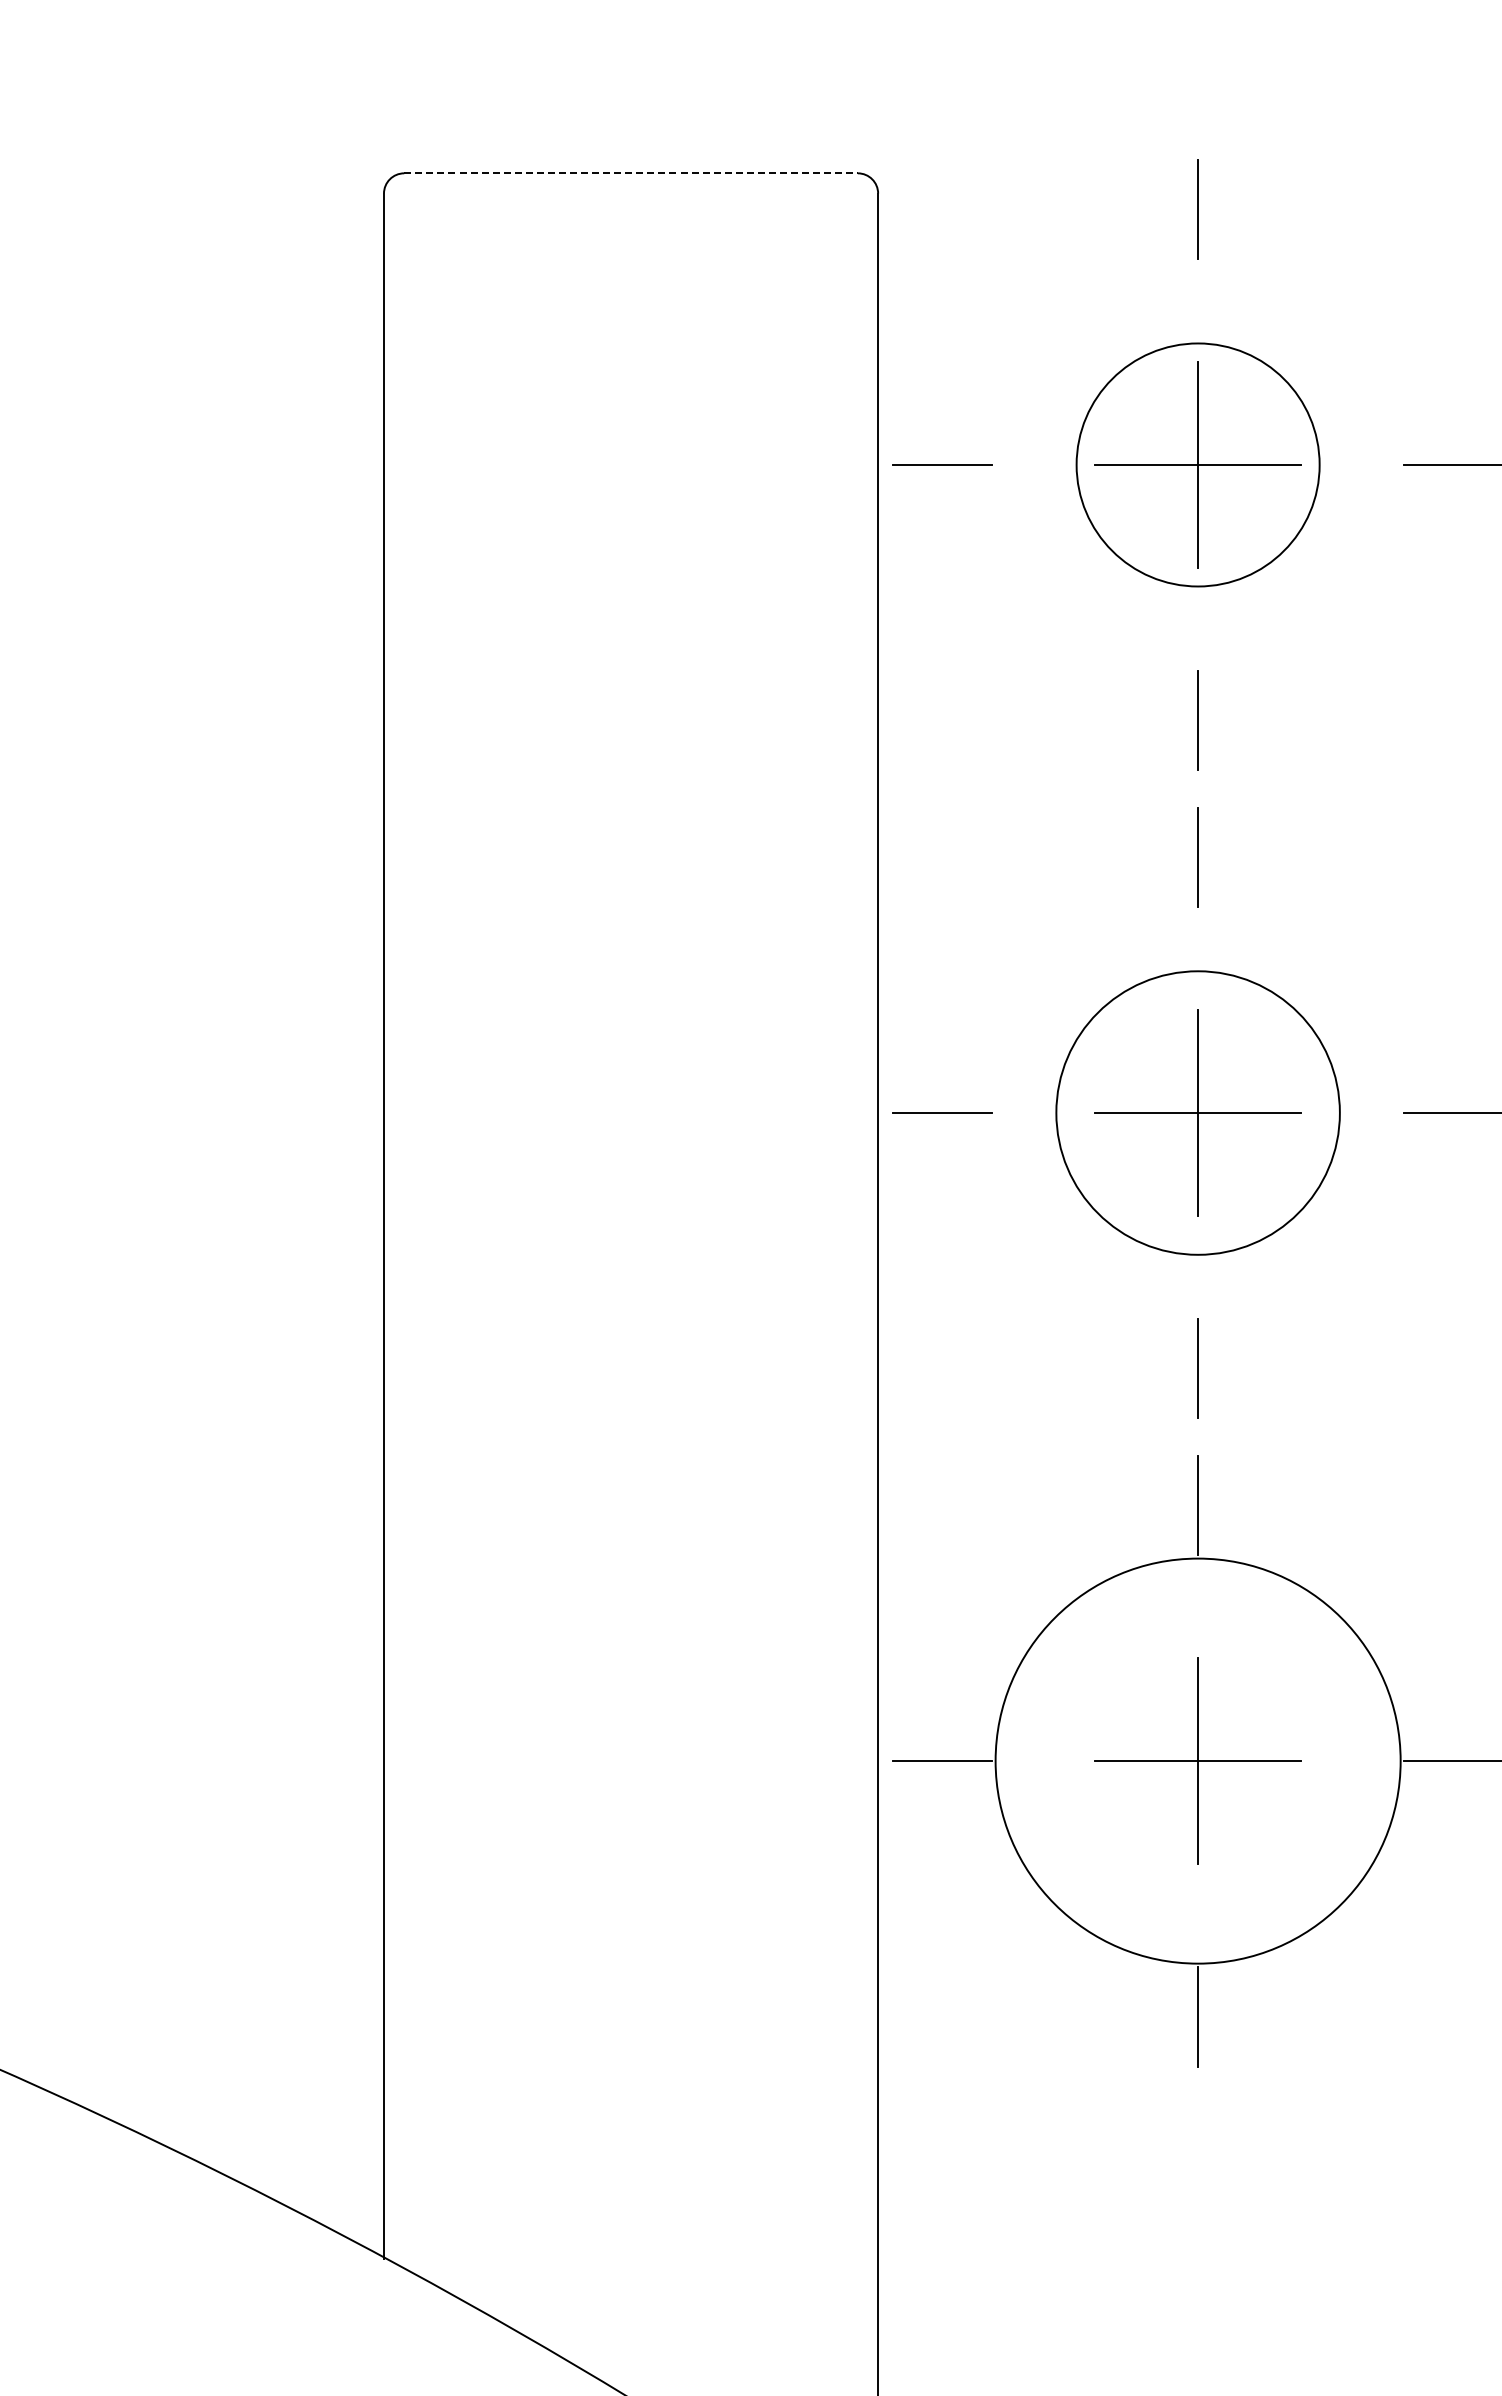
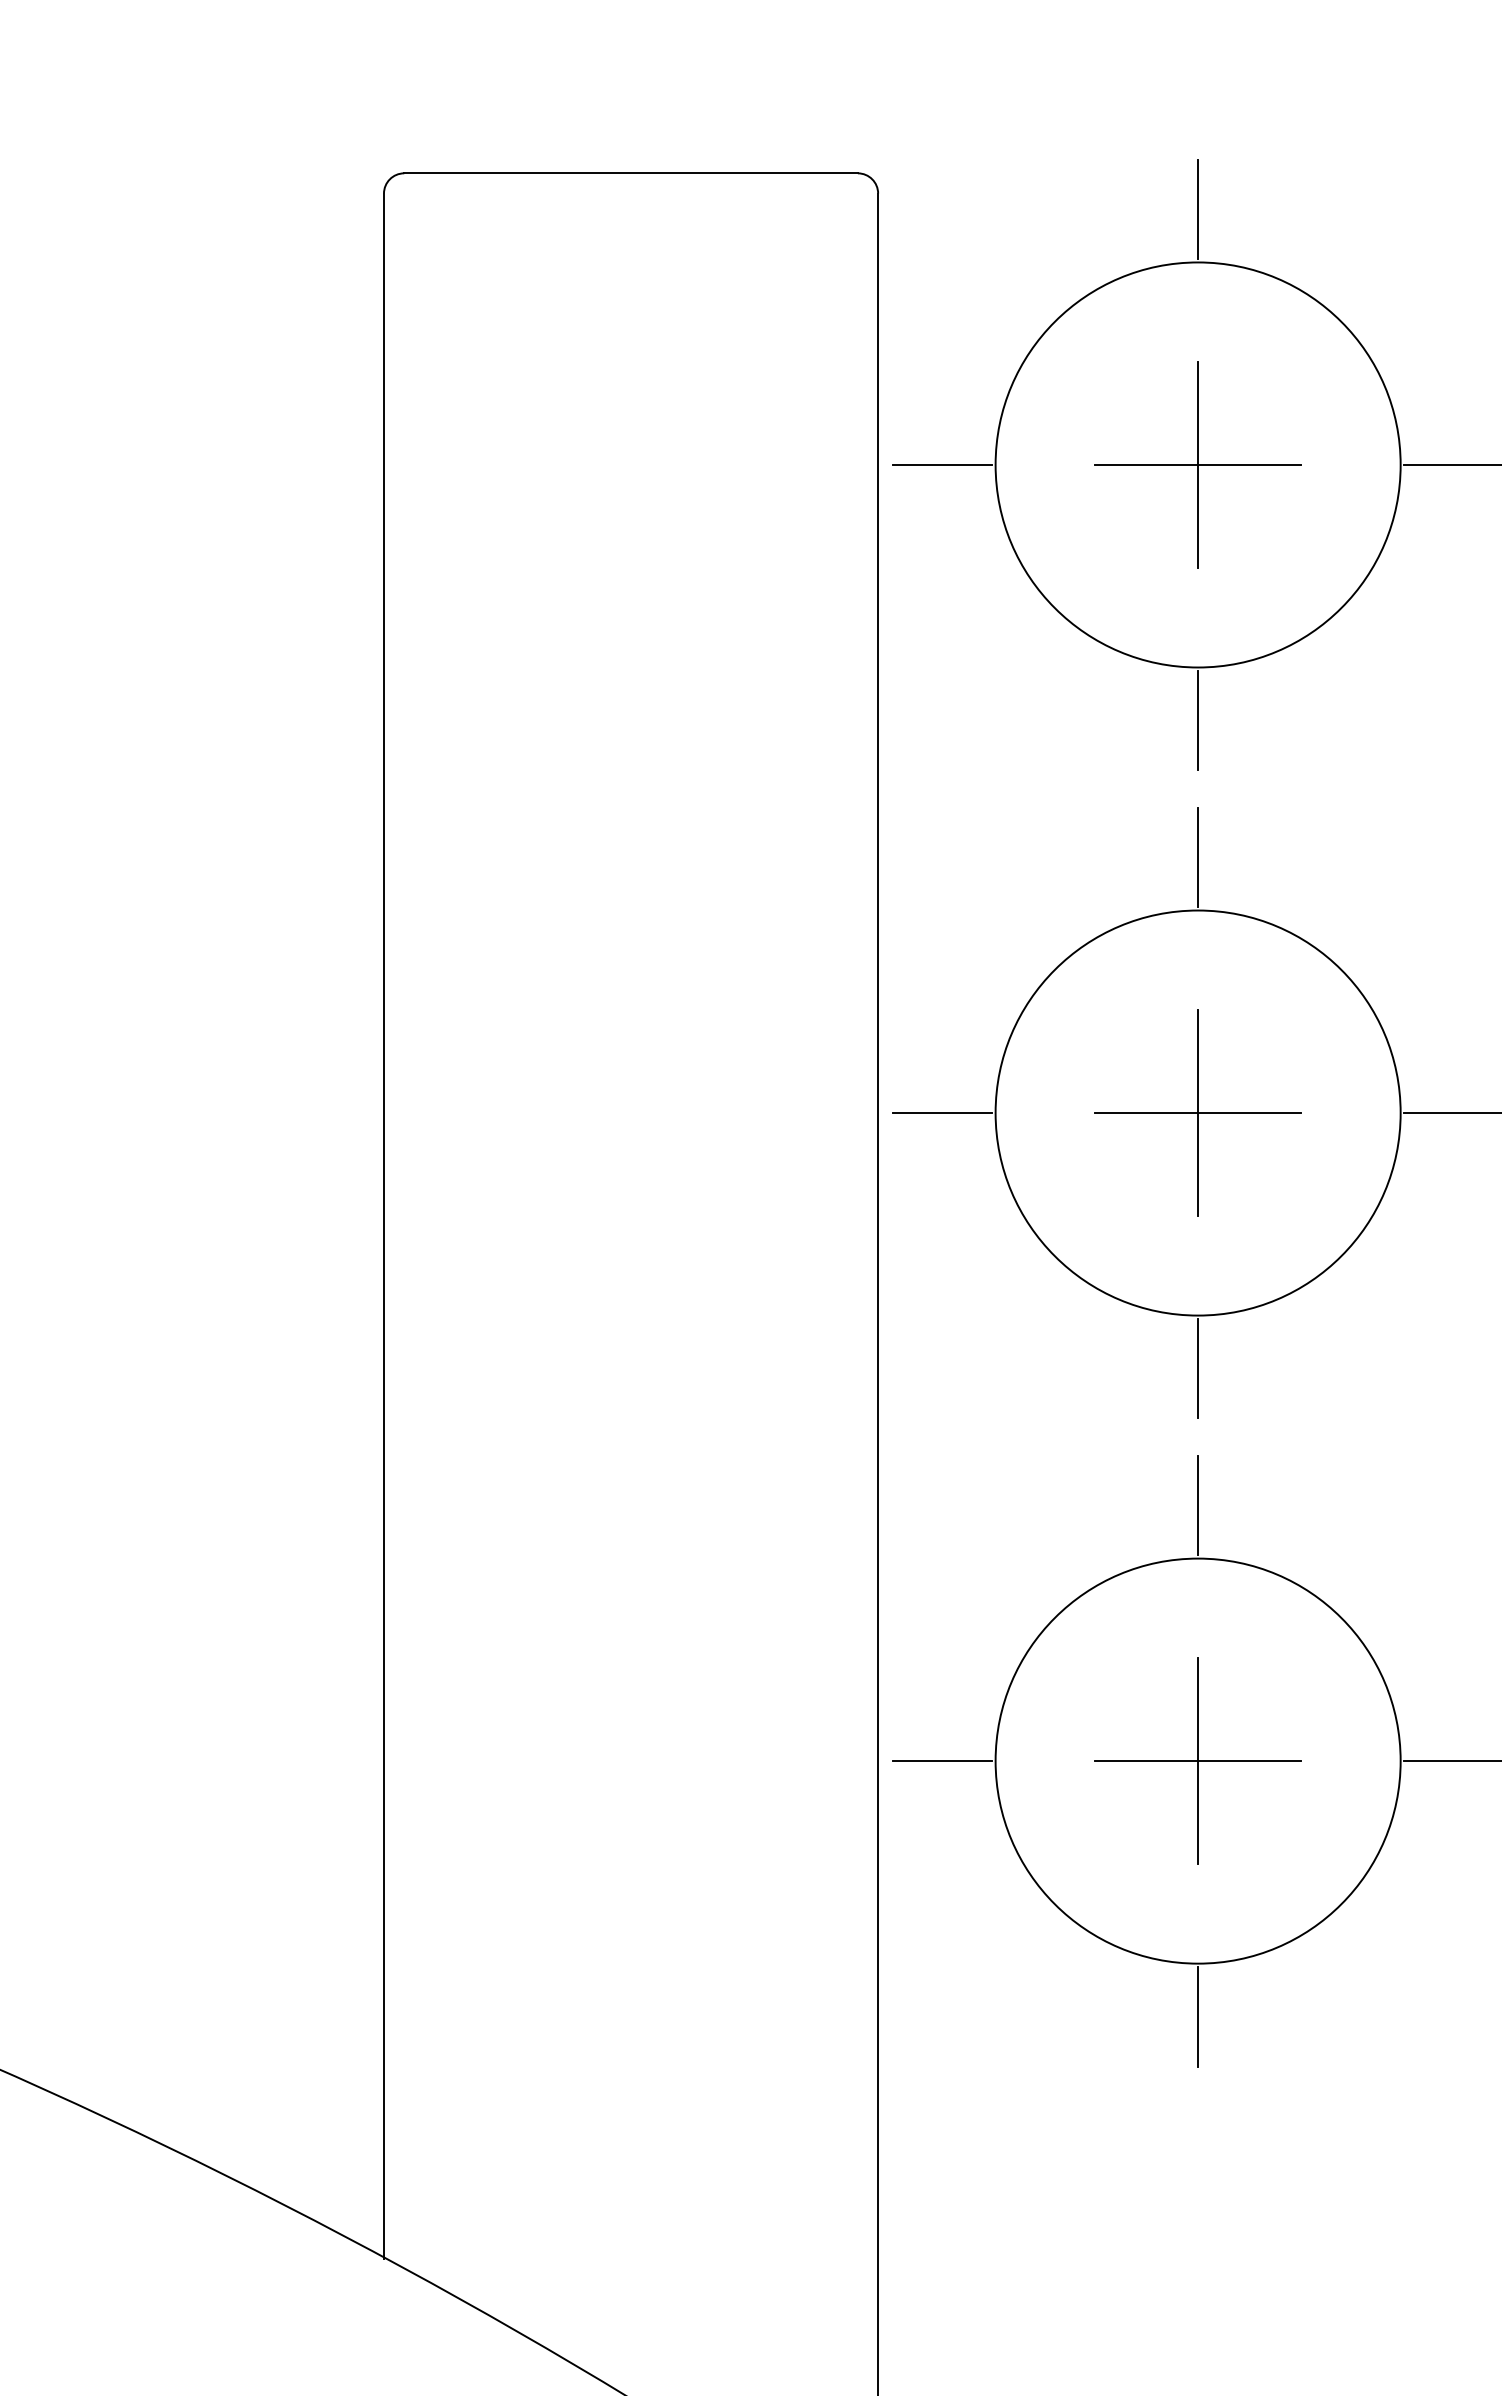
line: dashed -> solid (631, 173)
circle diameter: 243 px -> 405 px (1197, 464)
circle diameter: 284 px -> 405 px (1197, 1112)
